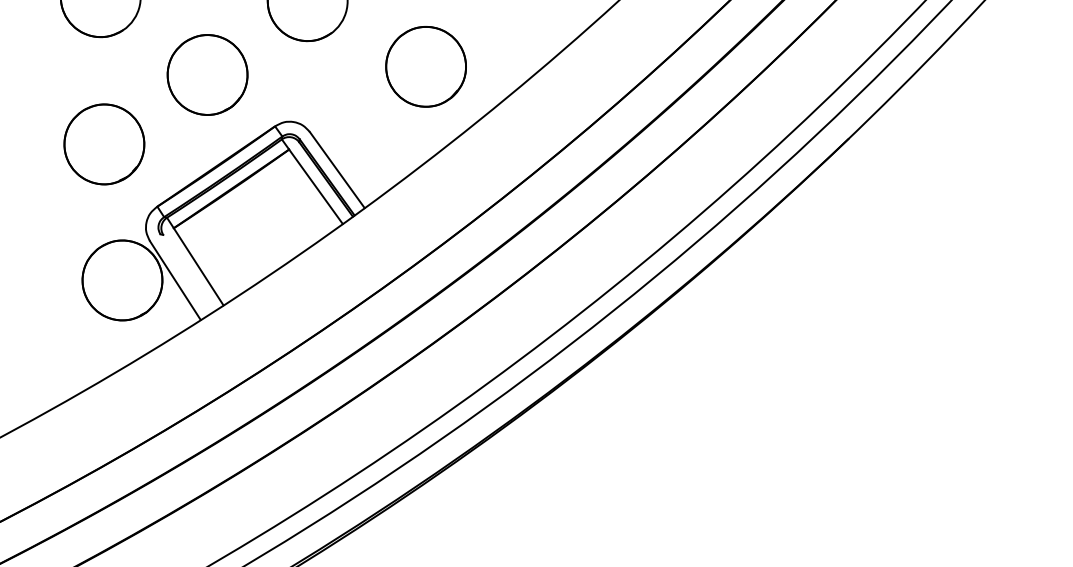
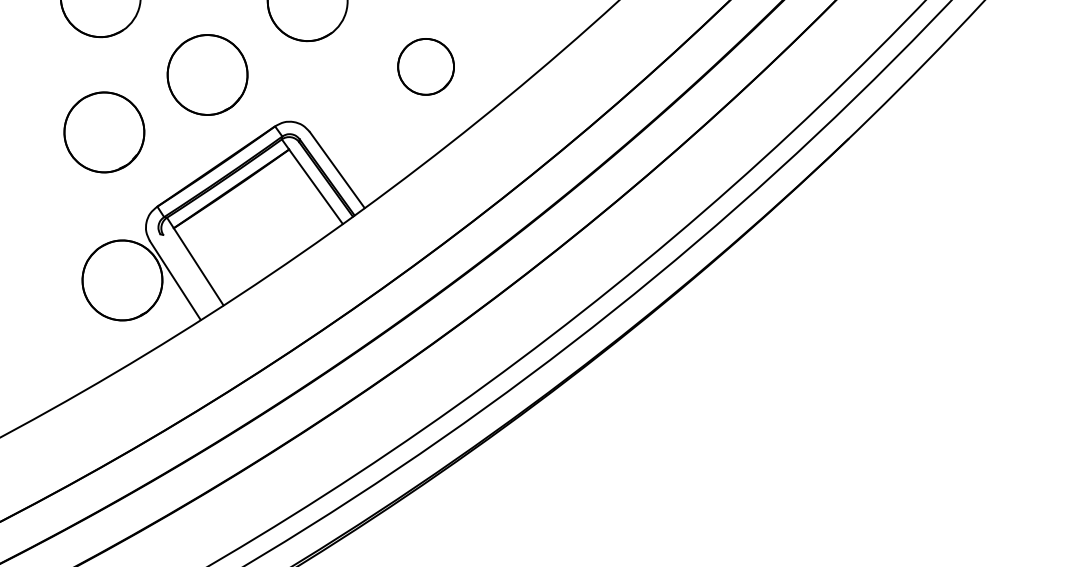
circle size: 82x82 px -> 58x58 px (425, 66)
part position: (104, 144) -> (104, 132) (104, 132)
